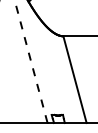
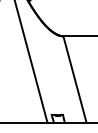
line: dashed -> solid (31, 61)
